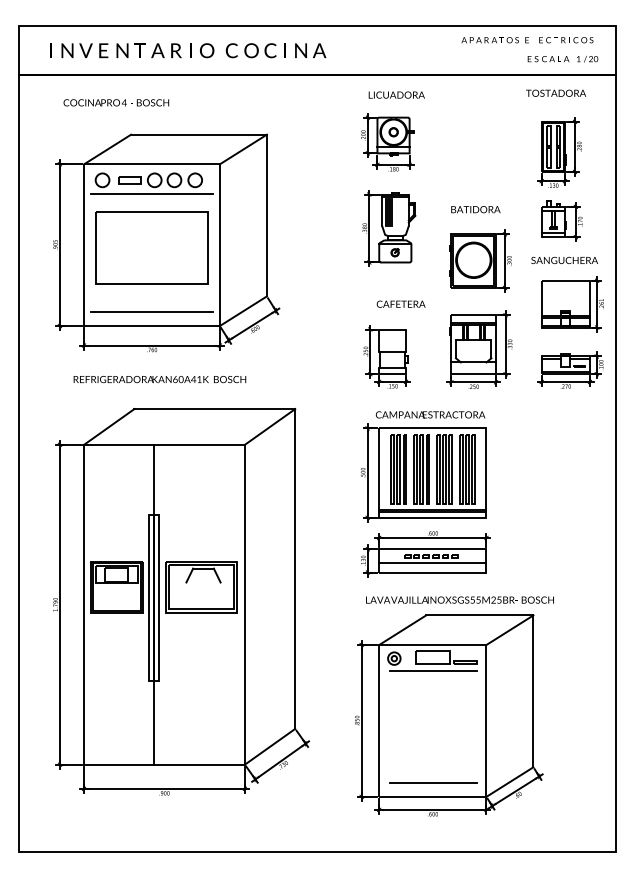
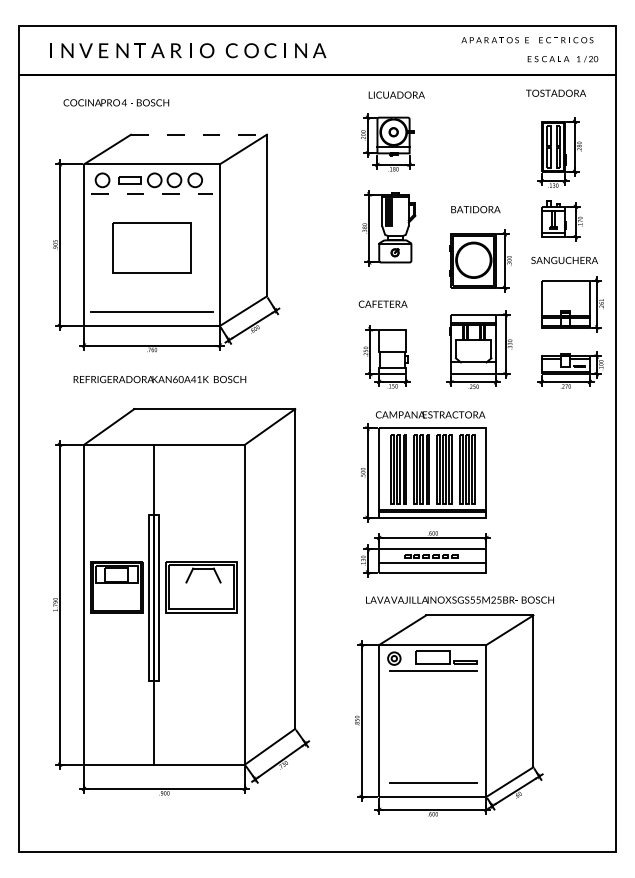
line: solid -> dashed (198, 134)
line: solid -> dashed (152, 194)
part size: 114x74 px -> 80x52 px (151, 247)
text position: (400, 303) -> (382, 303) (382, 303)
